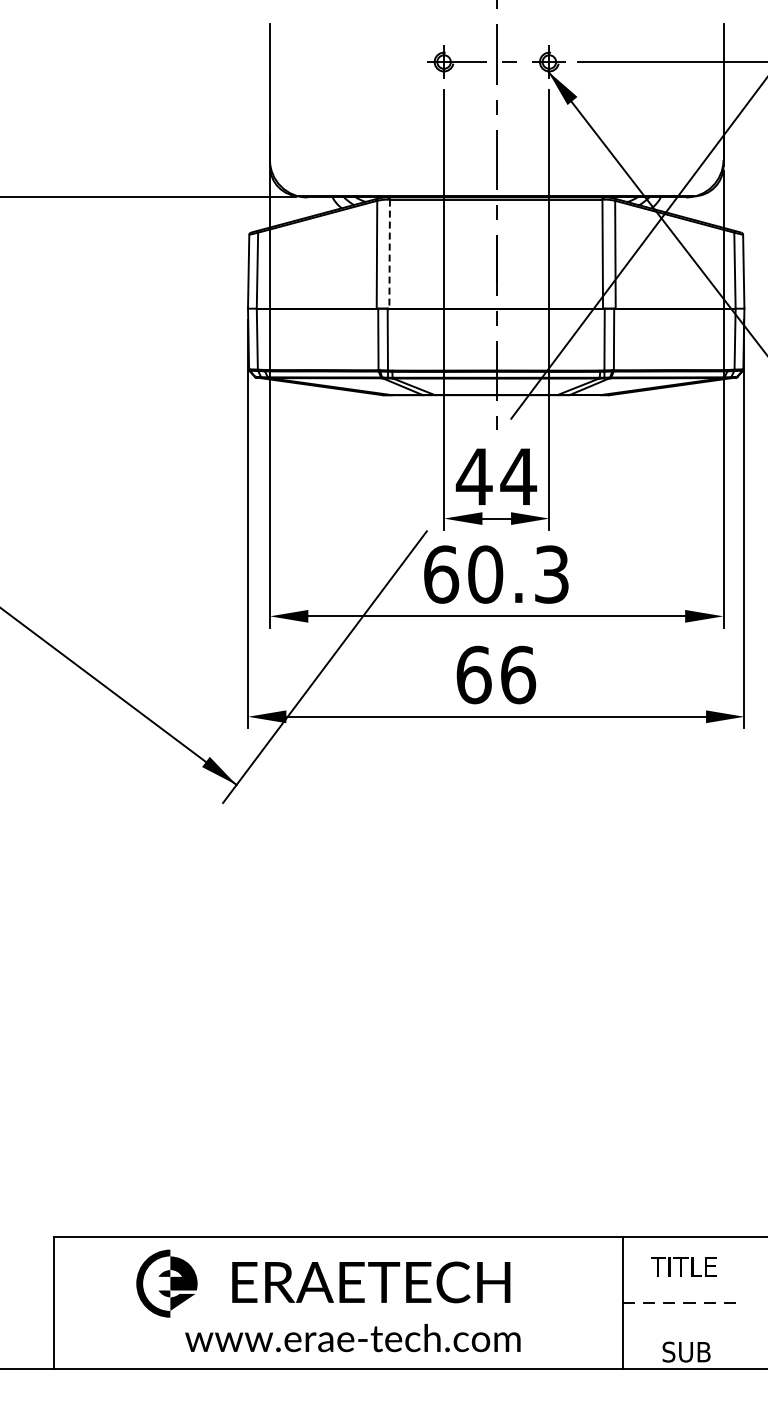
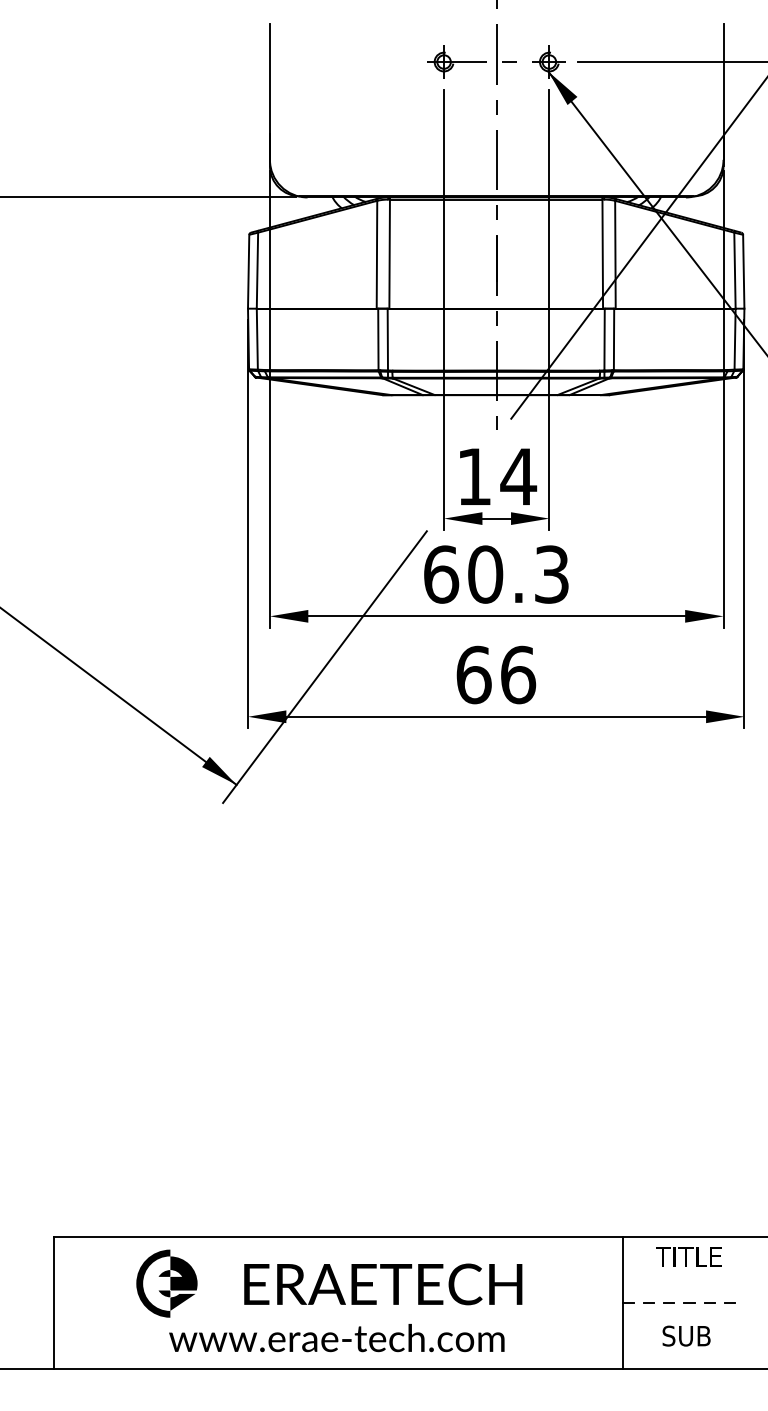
line: dashed -> solid (389, 254)
text: 44 -> 14 (473, 476)
text position: (683, 1266) -> (688, 1256) (688, 1256)
text position: (371, 1282) -> (383, 1284) (383, 1284)
text position: (352, 1338) -> (336, 1338) (336, 1338)
text position: (686, 1351) -> (686, 1335) (686, 1335)
